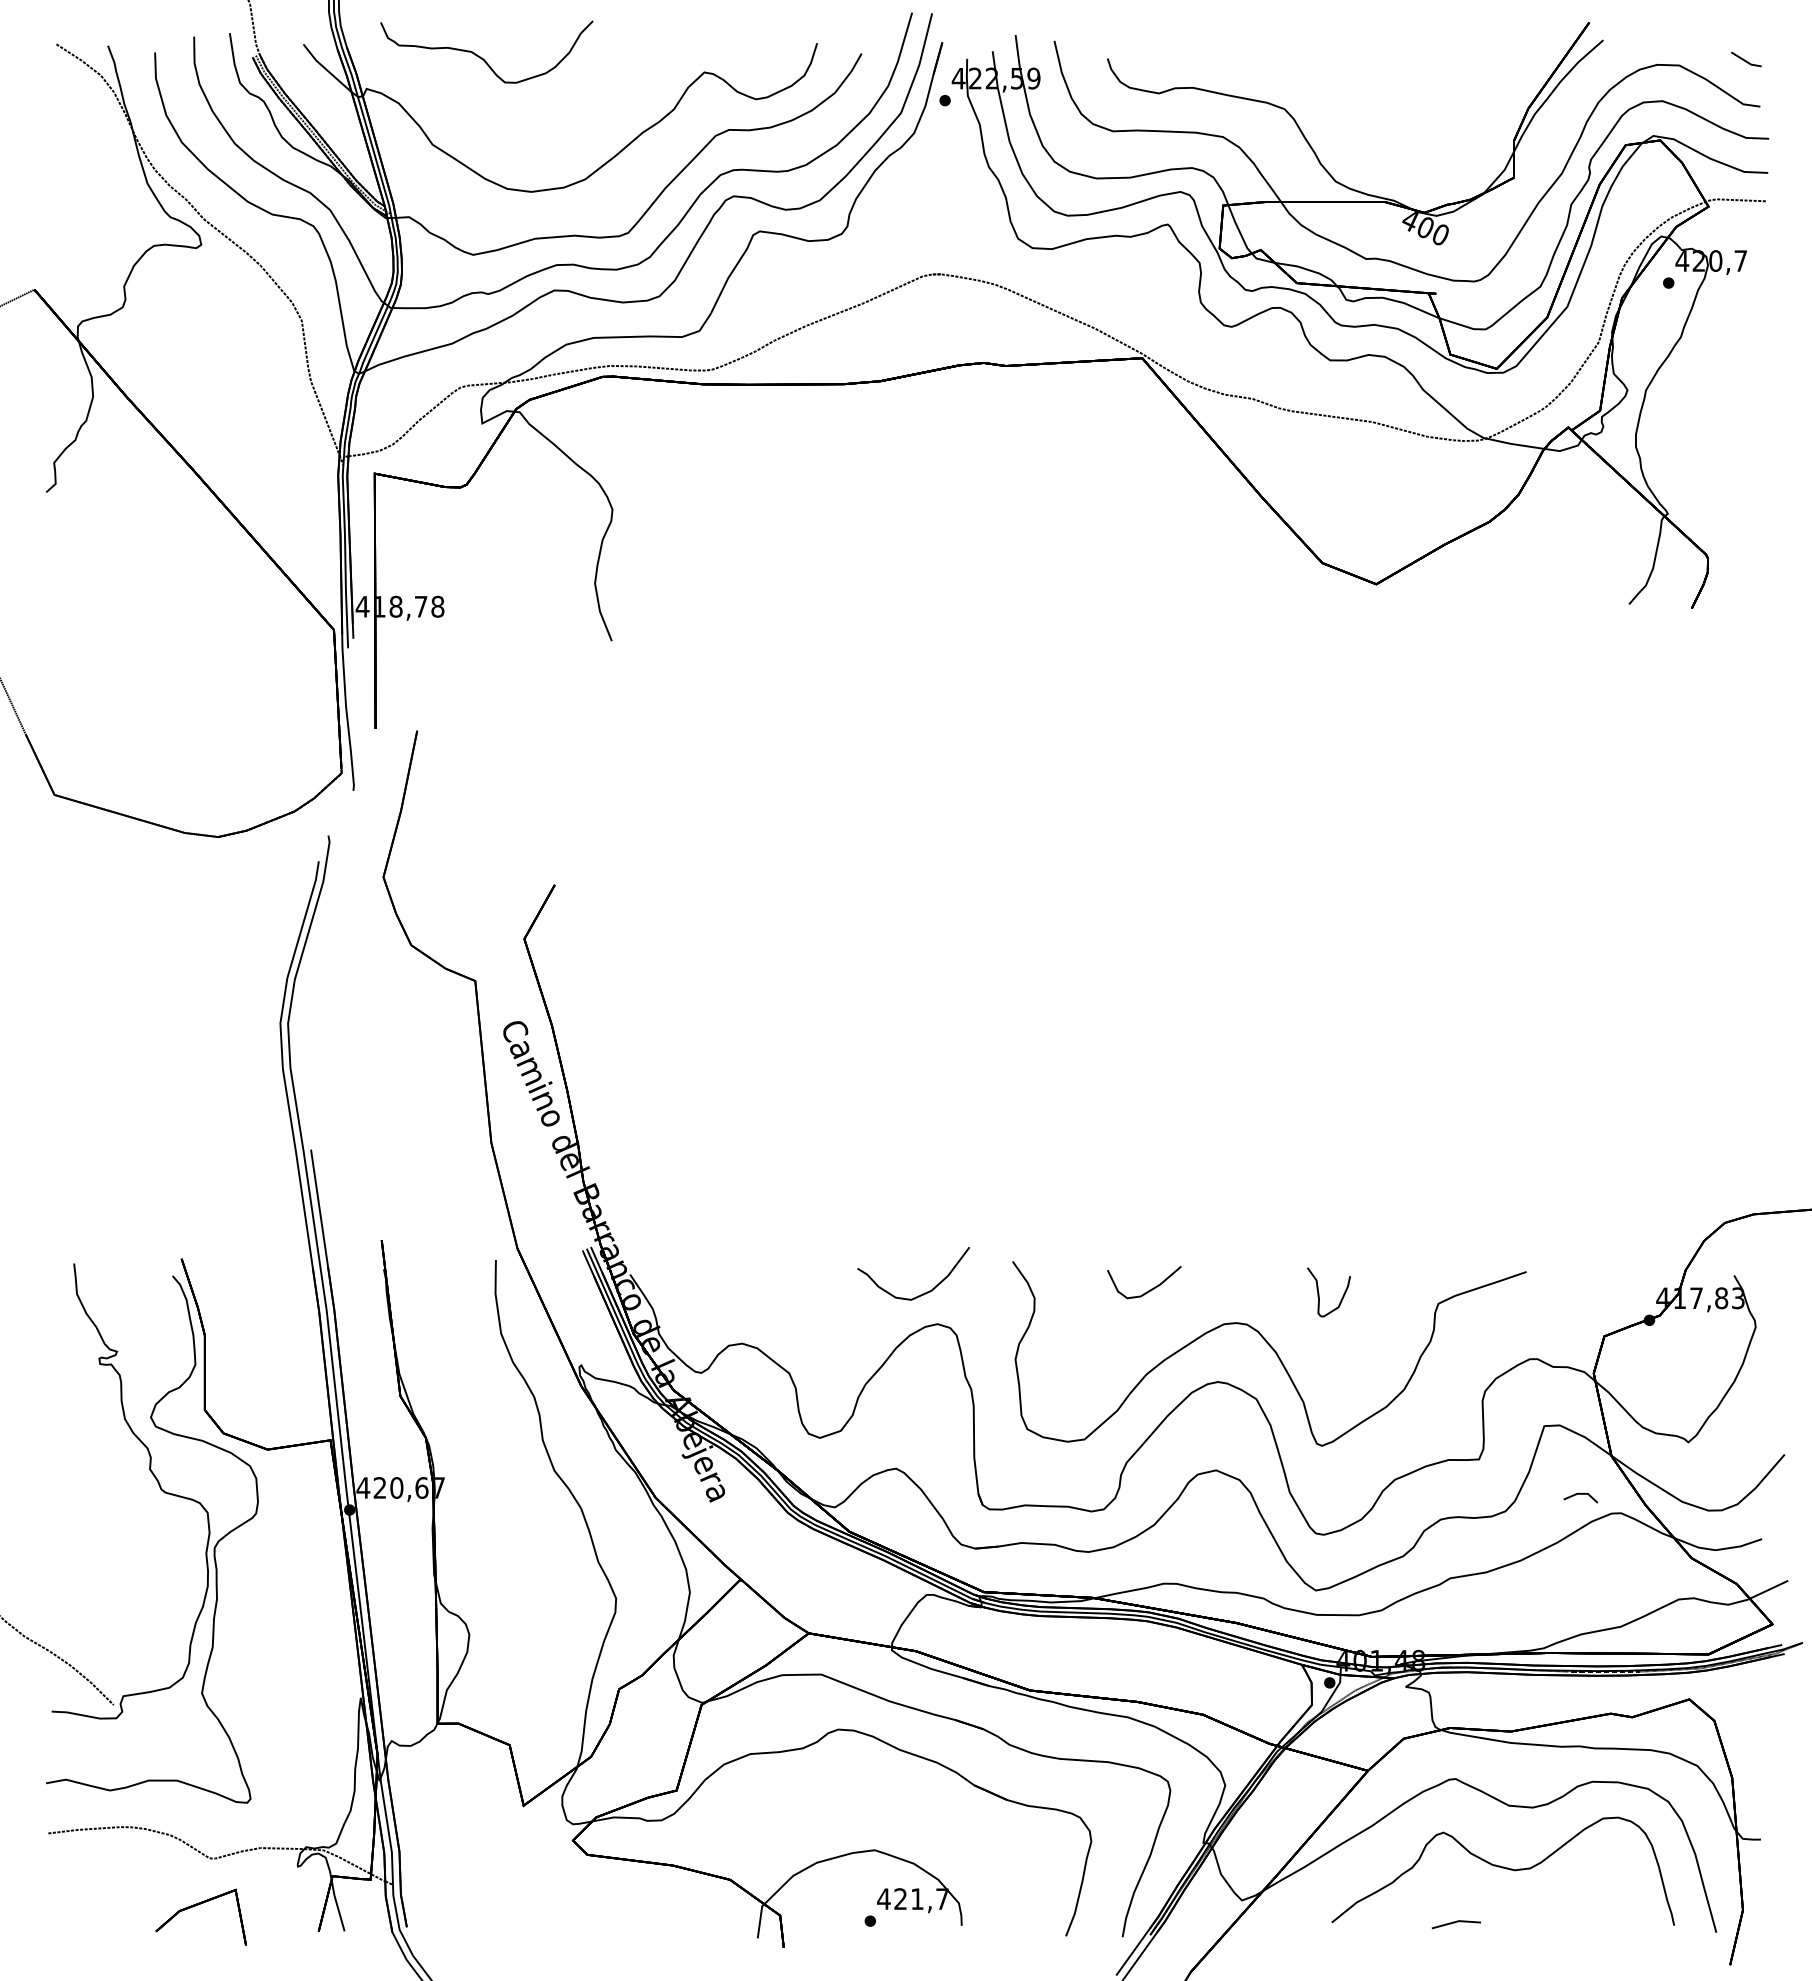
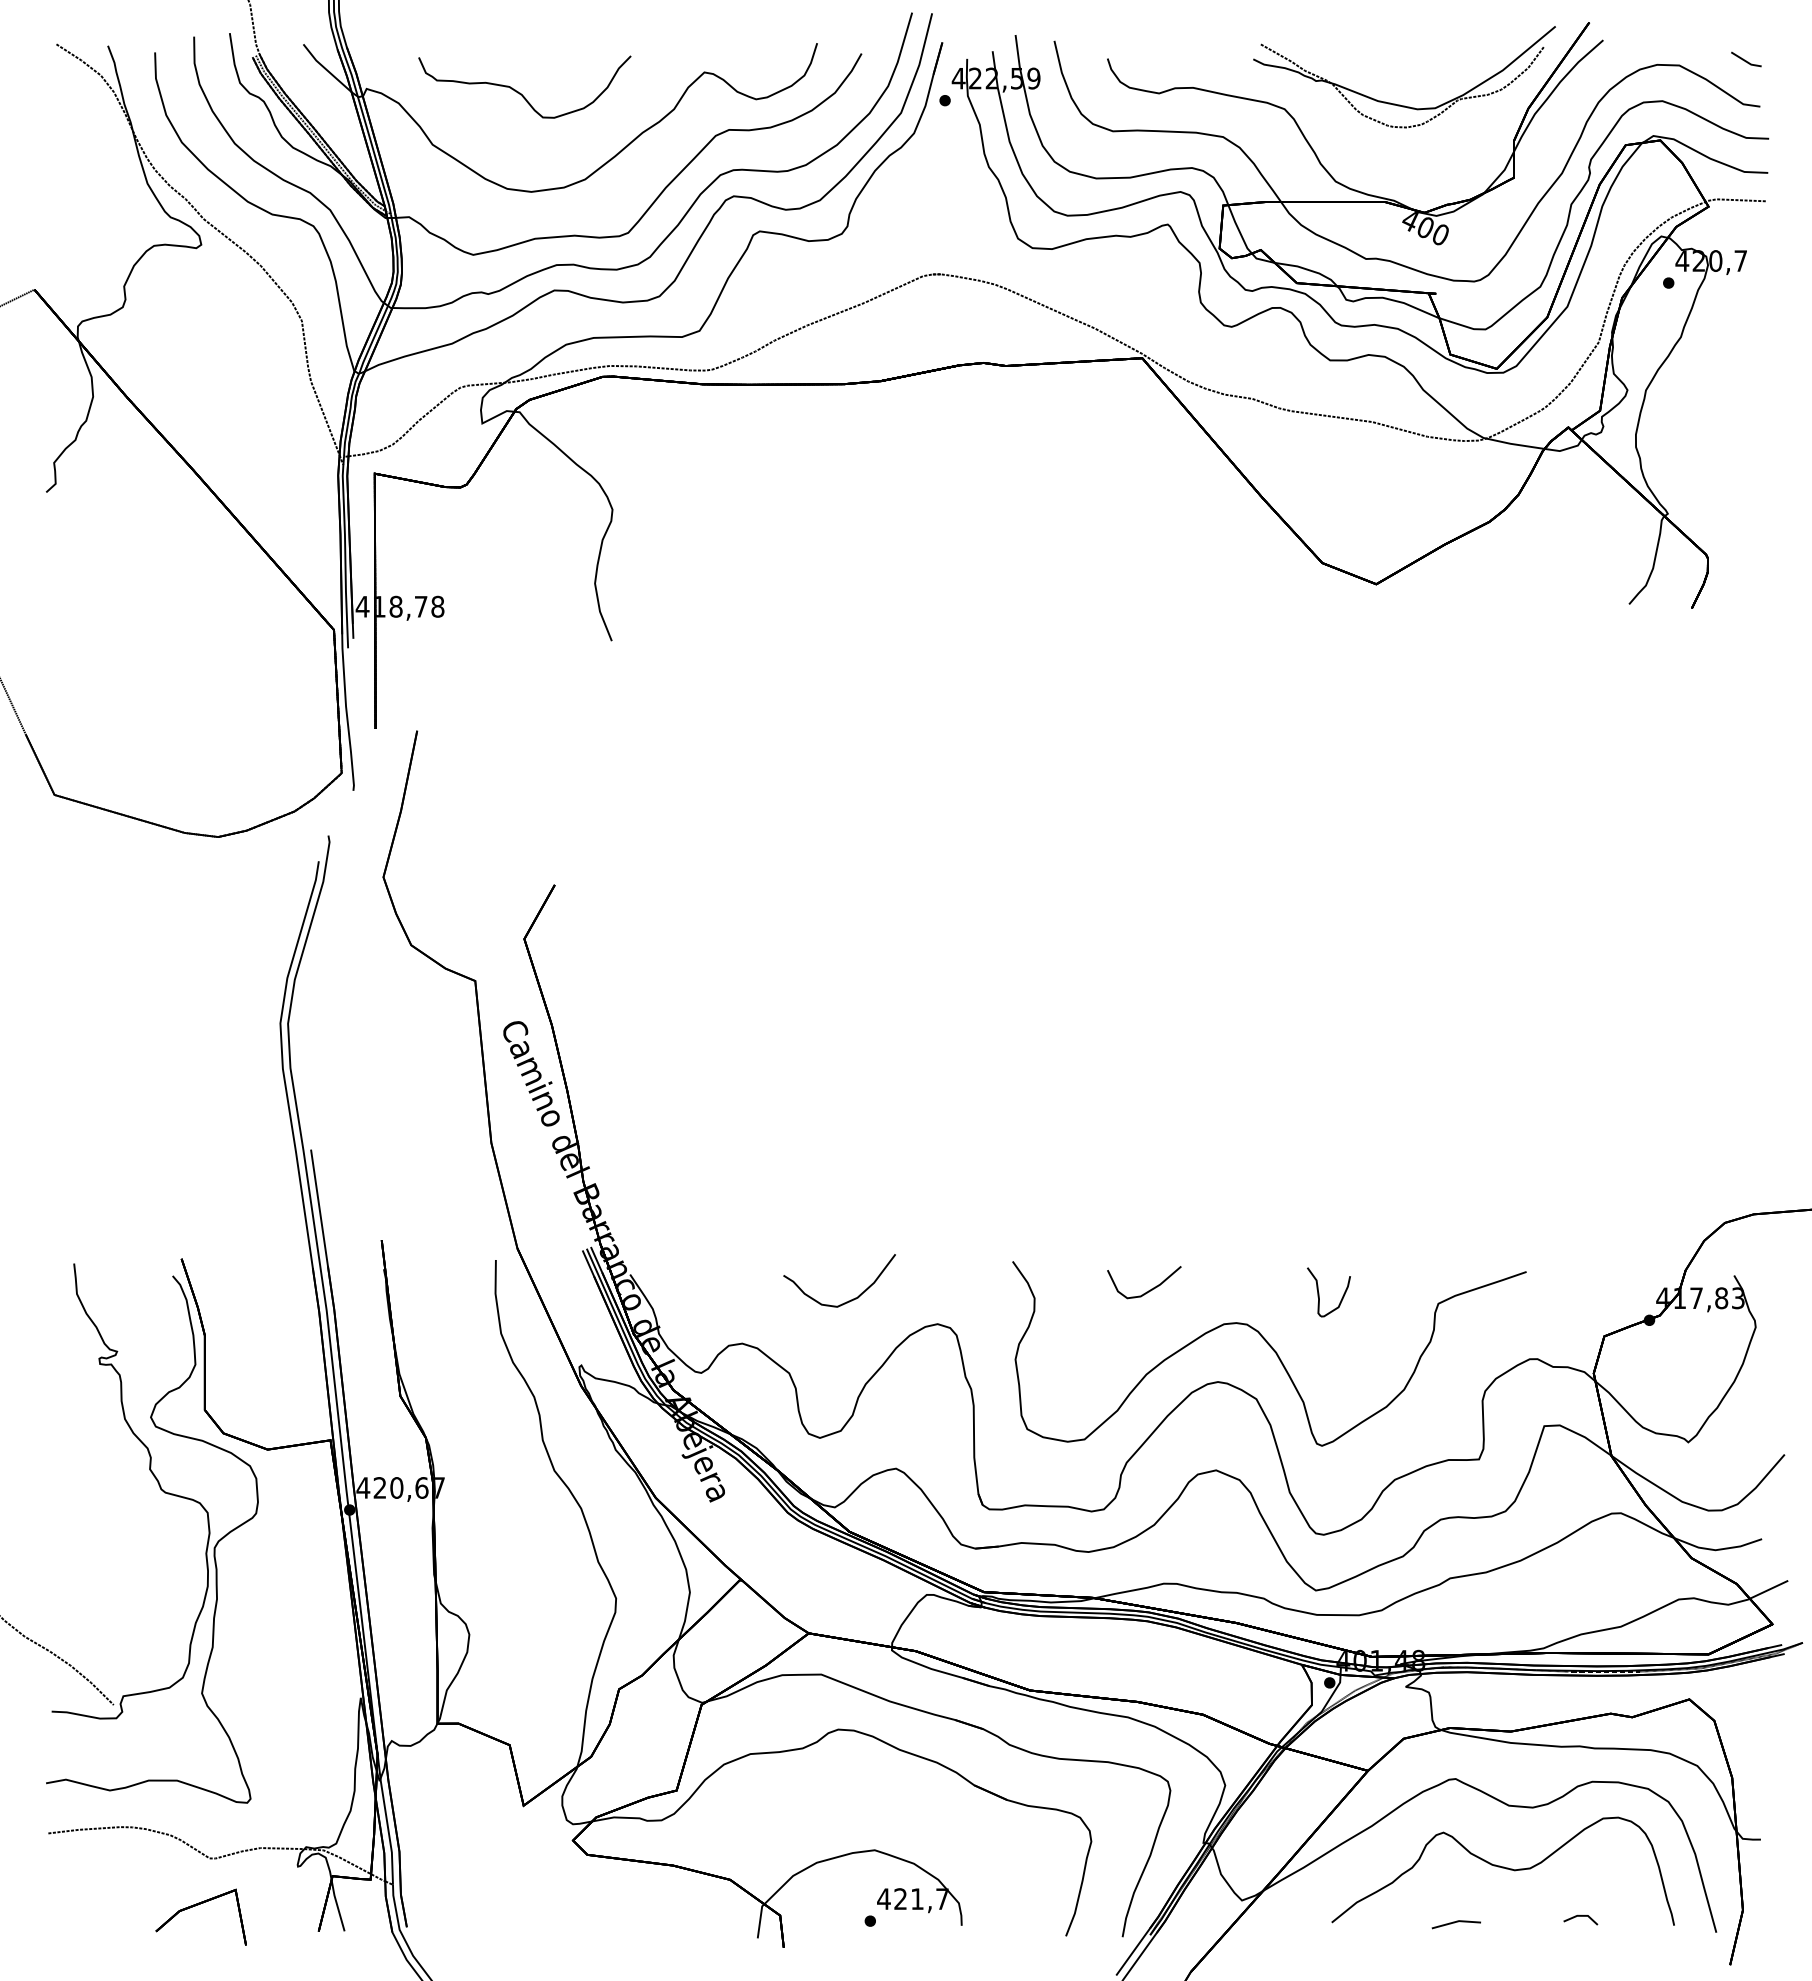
curve position: (482, 57) -> (520, 92) (520, 92)
part: none -> present (1400, 104)
curve position: (922, 1293) -> (848, 1300) (848, 1300)
line position: (1580, 1494) -> (1580, 1916) (1580, 1916)
